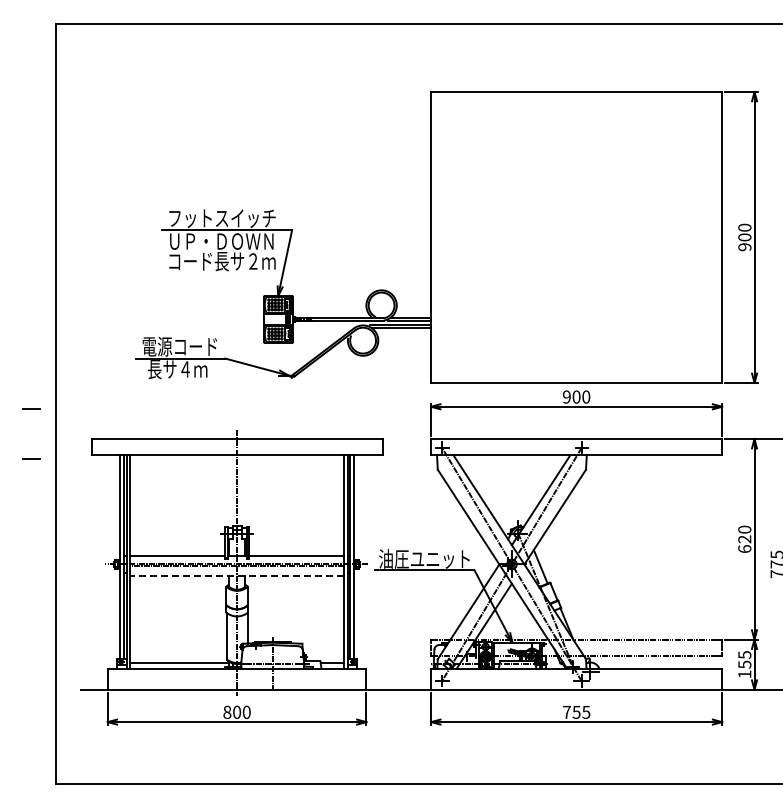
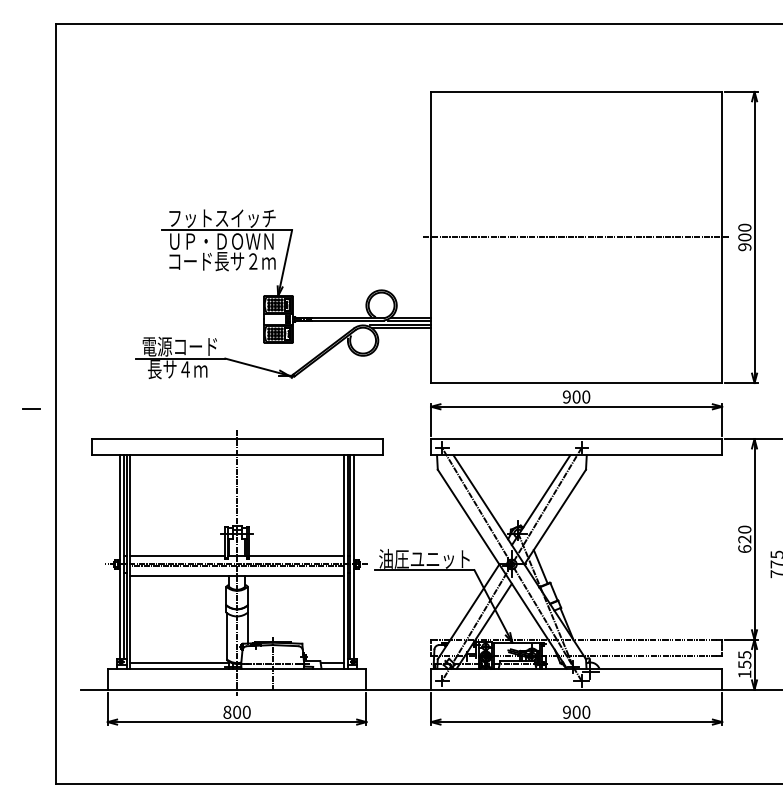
line: none -> present (575, 237)
line: present -> none (31, 458)
line: dashed -> solid (237, 575)
text: 755 -> 900 (576, 711)
